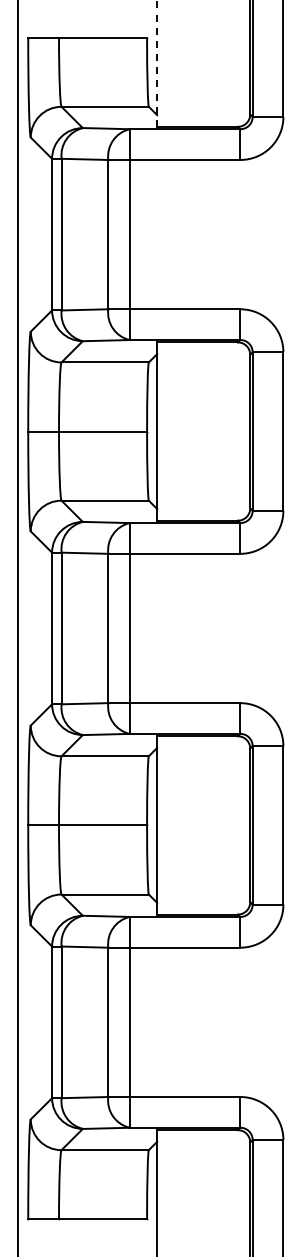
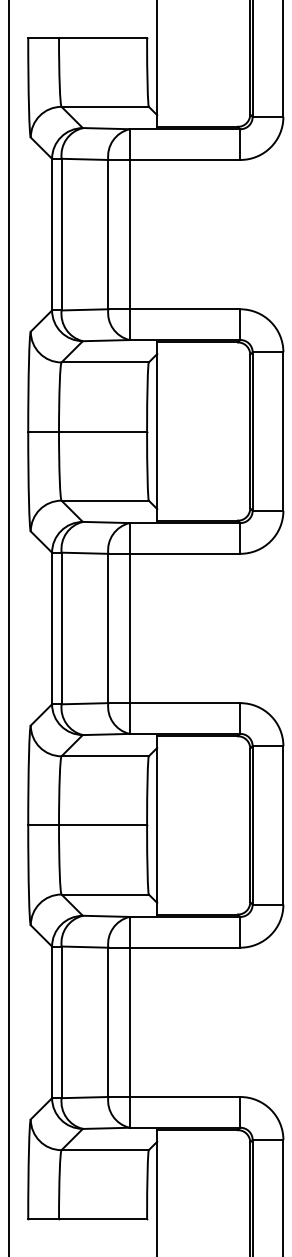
line: dashed -> solid (157, 63)
line position: (17, 627) -> (8, 627) (8, 627)
